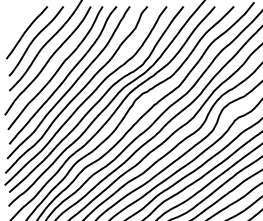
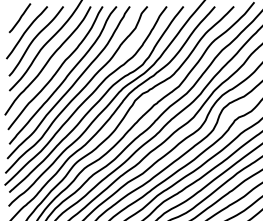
line: none -> present (19, 18)
